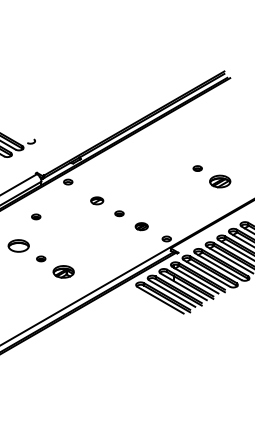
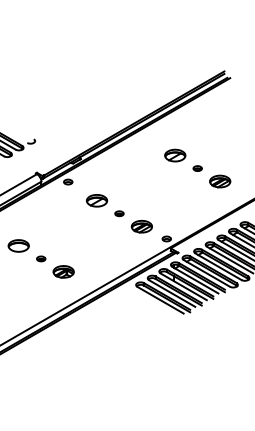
part: none -> present (175, 155)
part size: 15x10 px -> 23x14 px (97, 200)
part: present -> none (36, 216)
part size: 15x10 px -> 23x15 px (141, 226)
